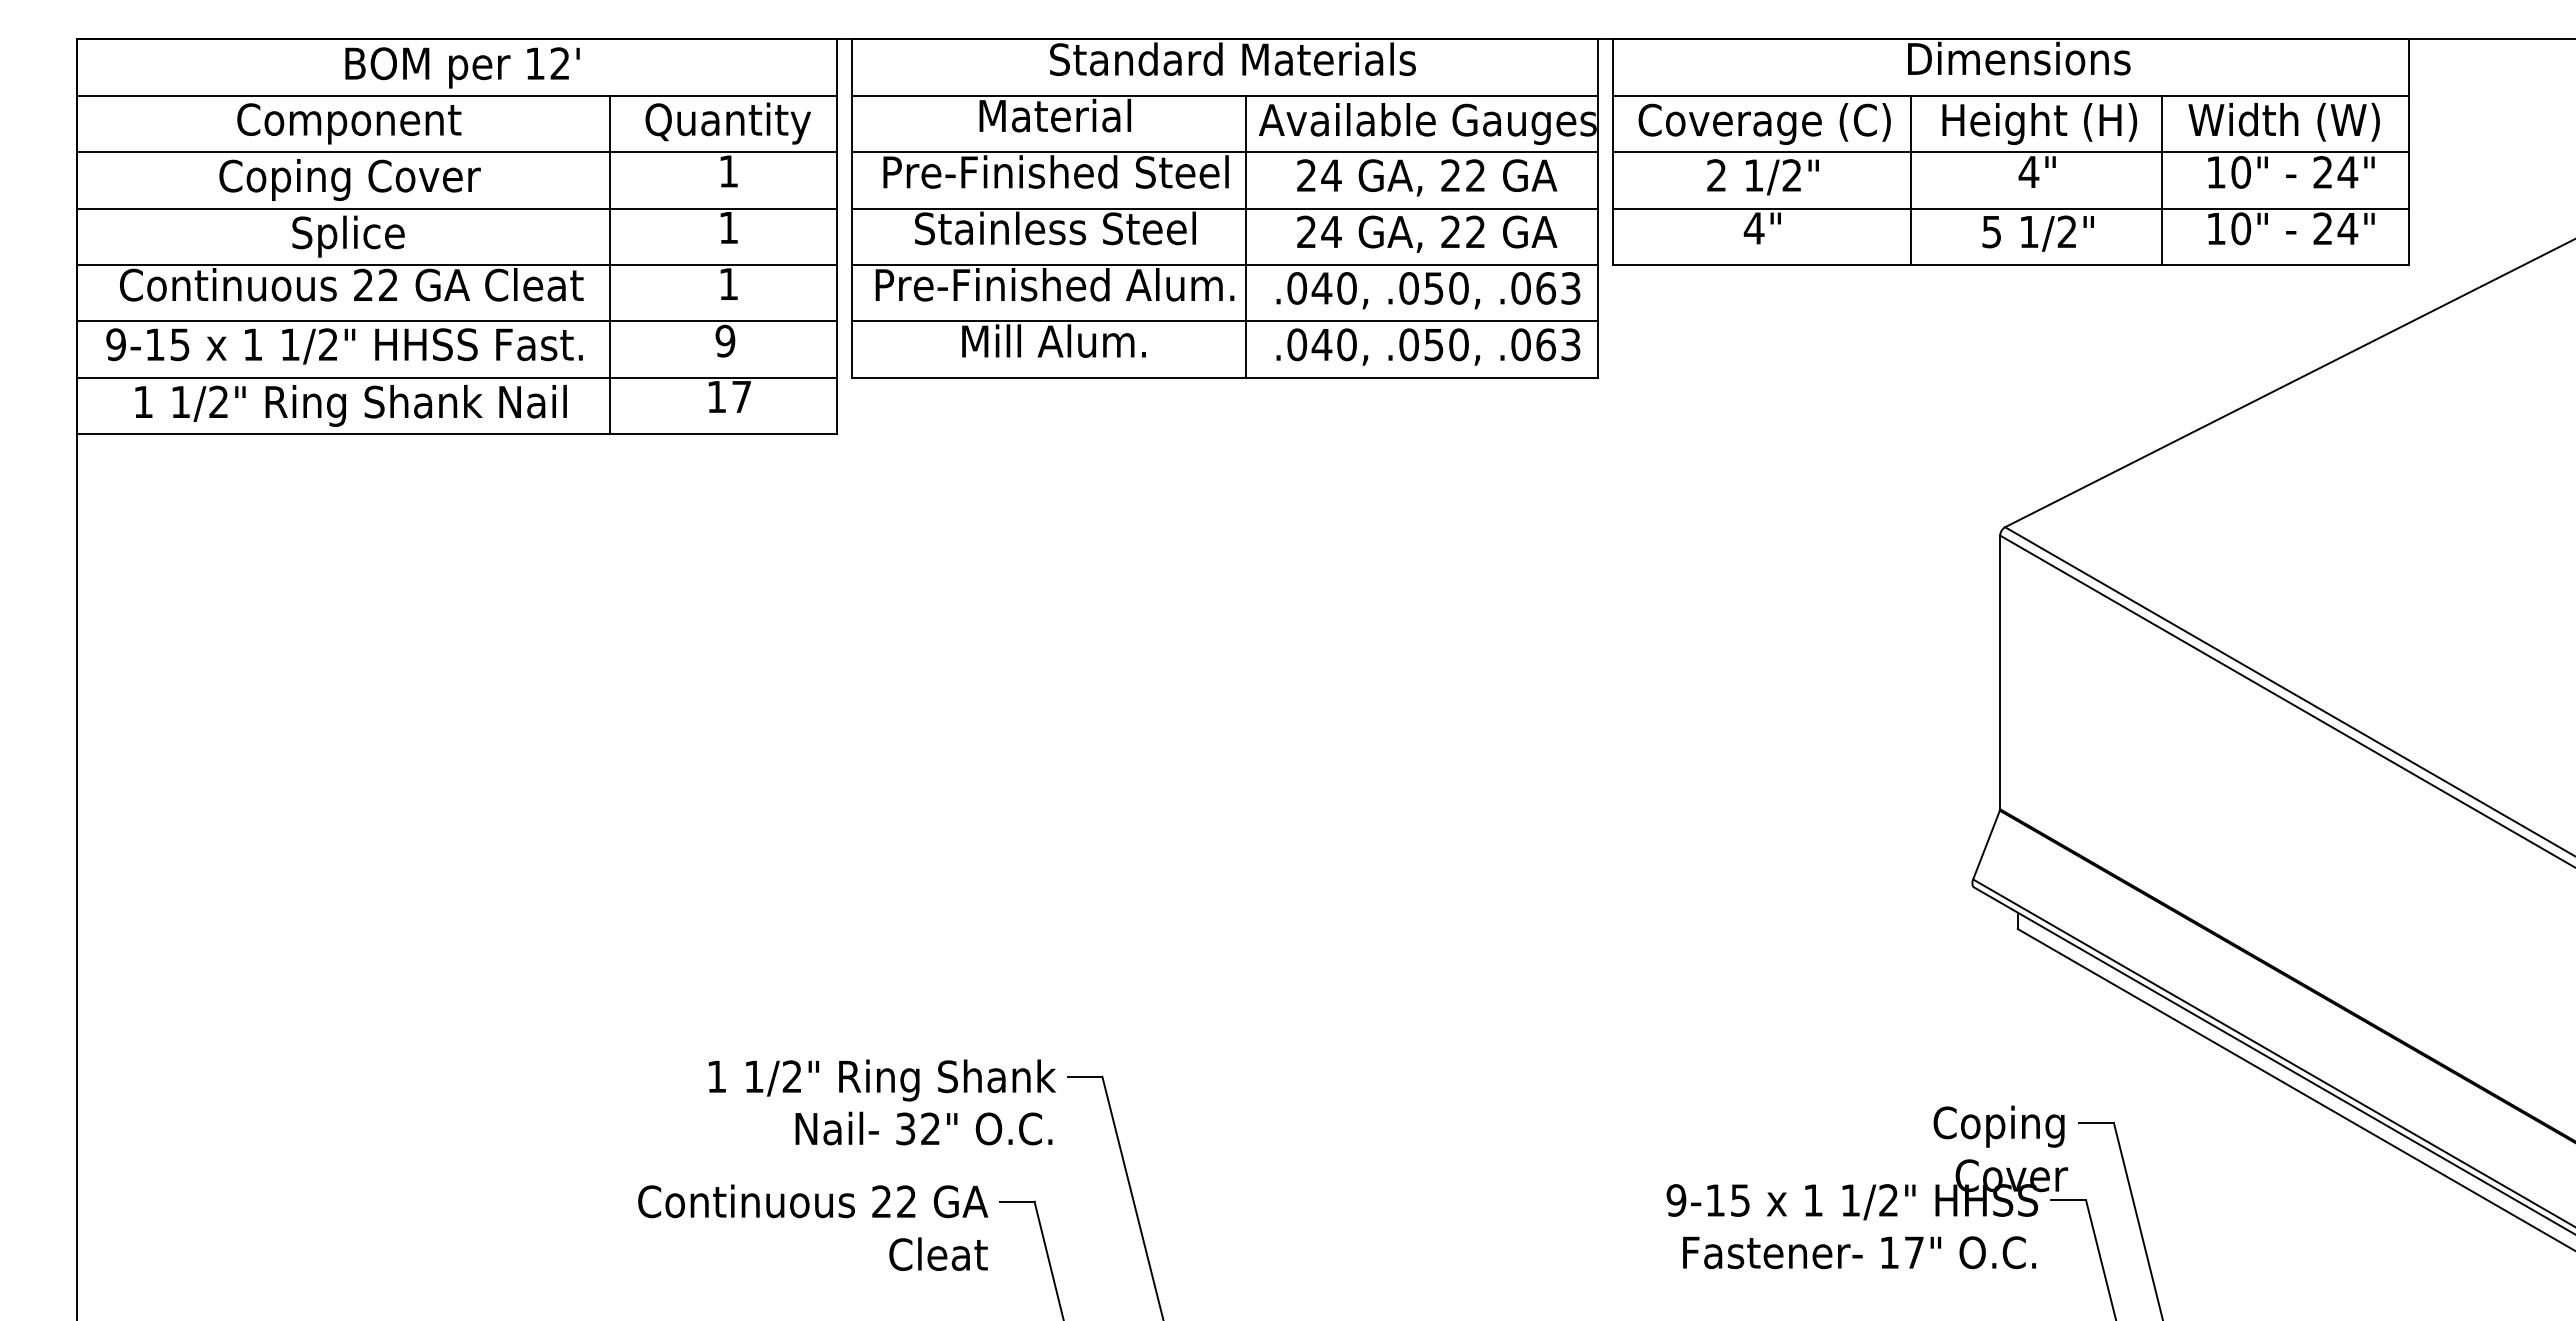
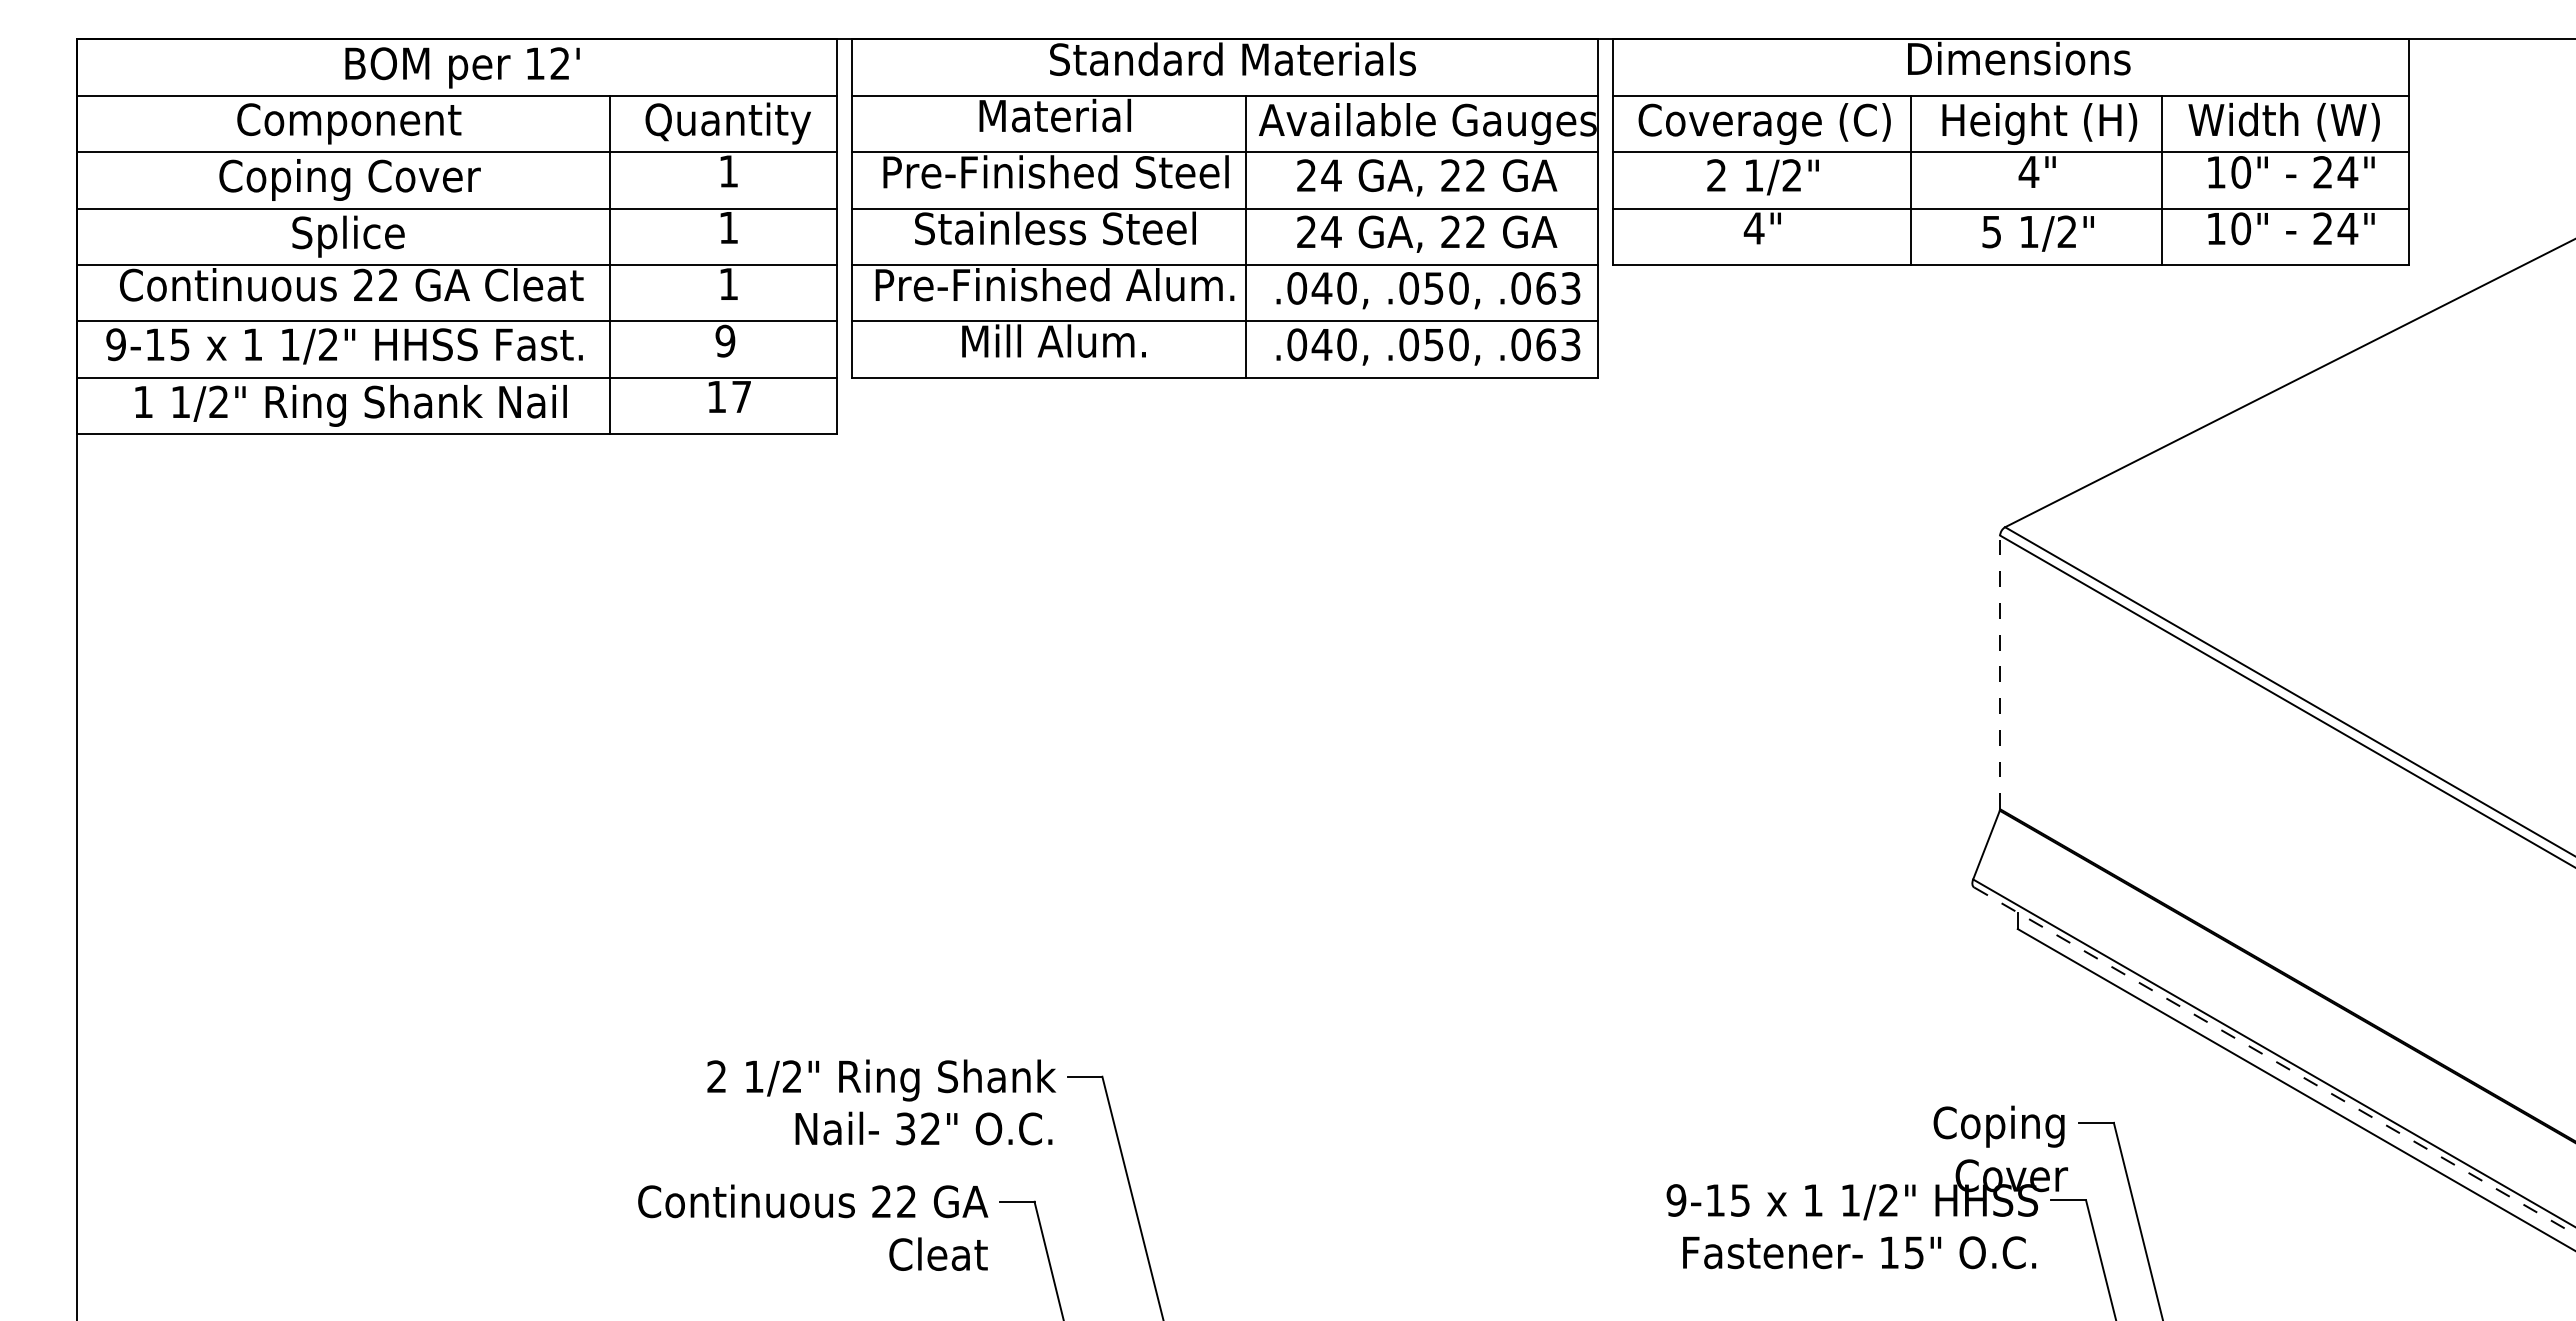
line: solid -> dashed (2000, 672)
line: solid -> dashed (2275, 1061)
text: 1 -> 2 (716, 1076)
text: 17" -> 15" (1914, 1252)
